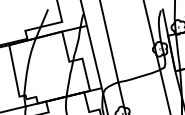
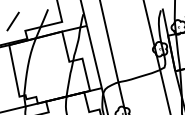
line: none -> present (12, 21)
